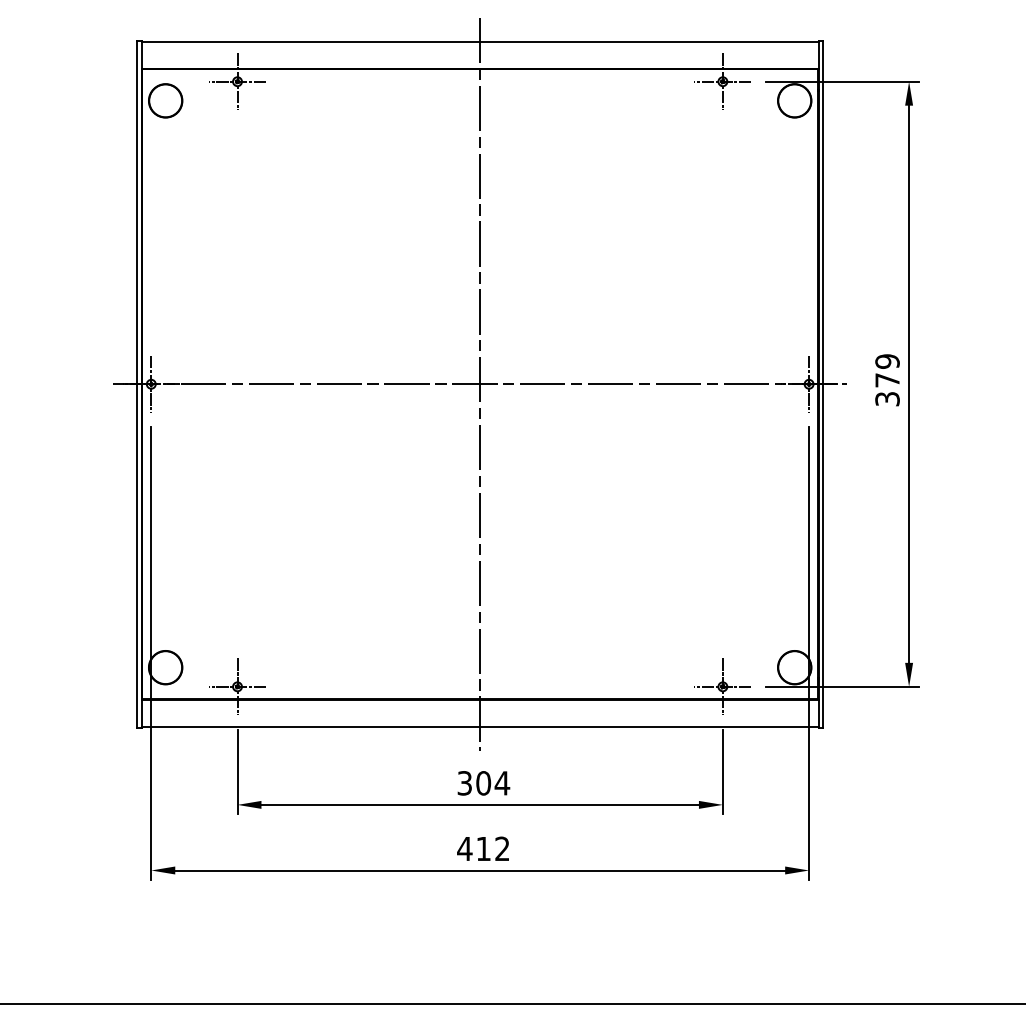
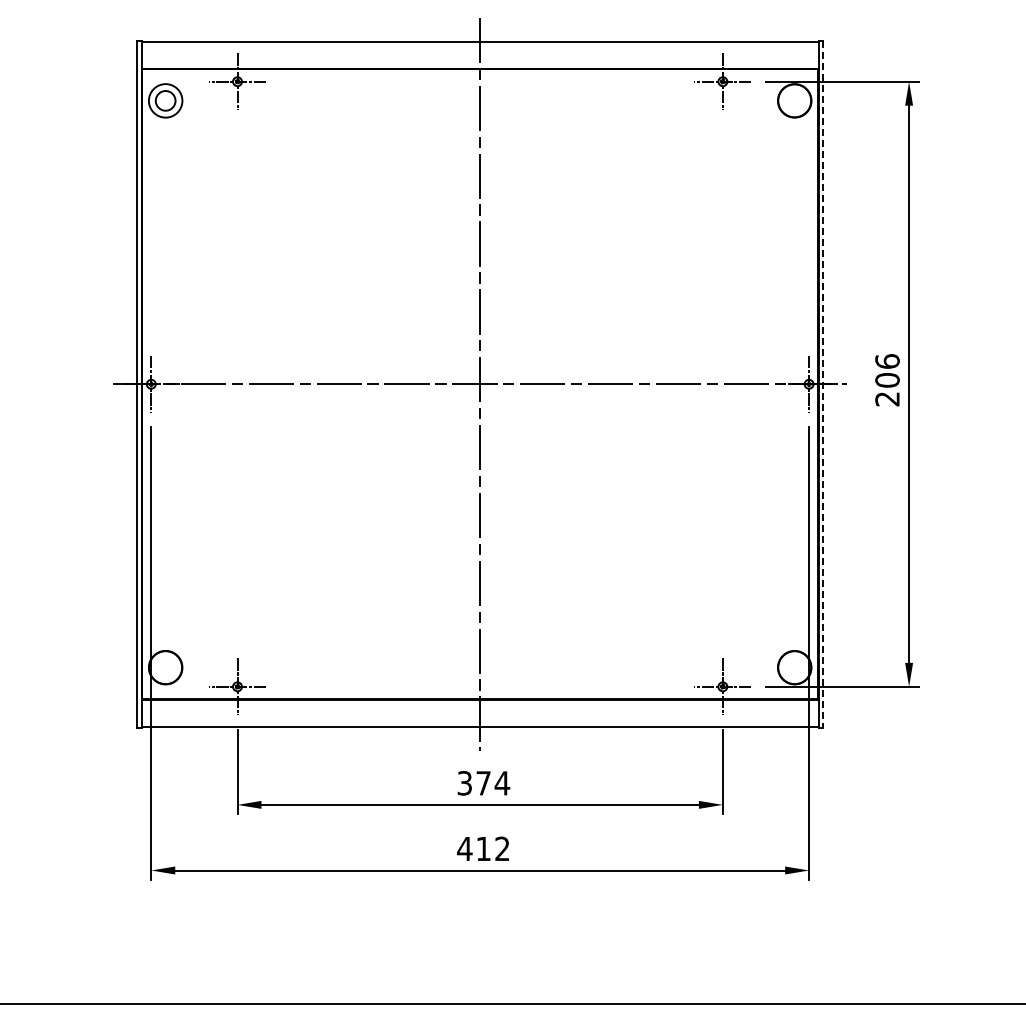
circle diameter: 33 px -> 20 px (165, 100)
text: 379 -> 206 (887, 380)
line: solid -> dashed (823, 384)
text: 304 -> 374 (483, 783)
